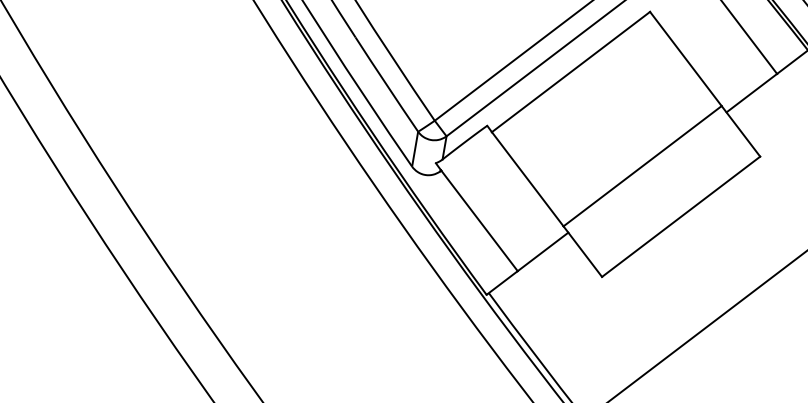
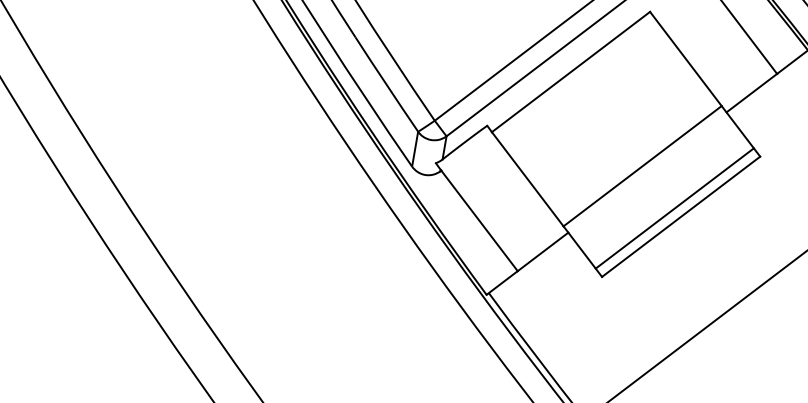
line: none -> present (674, 208)
